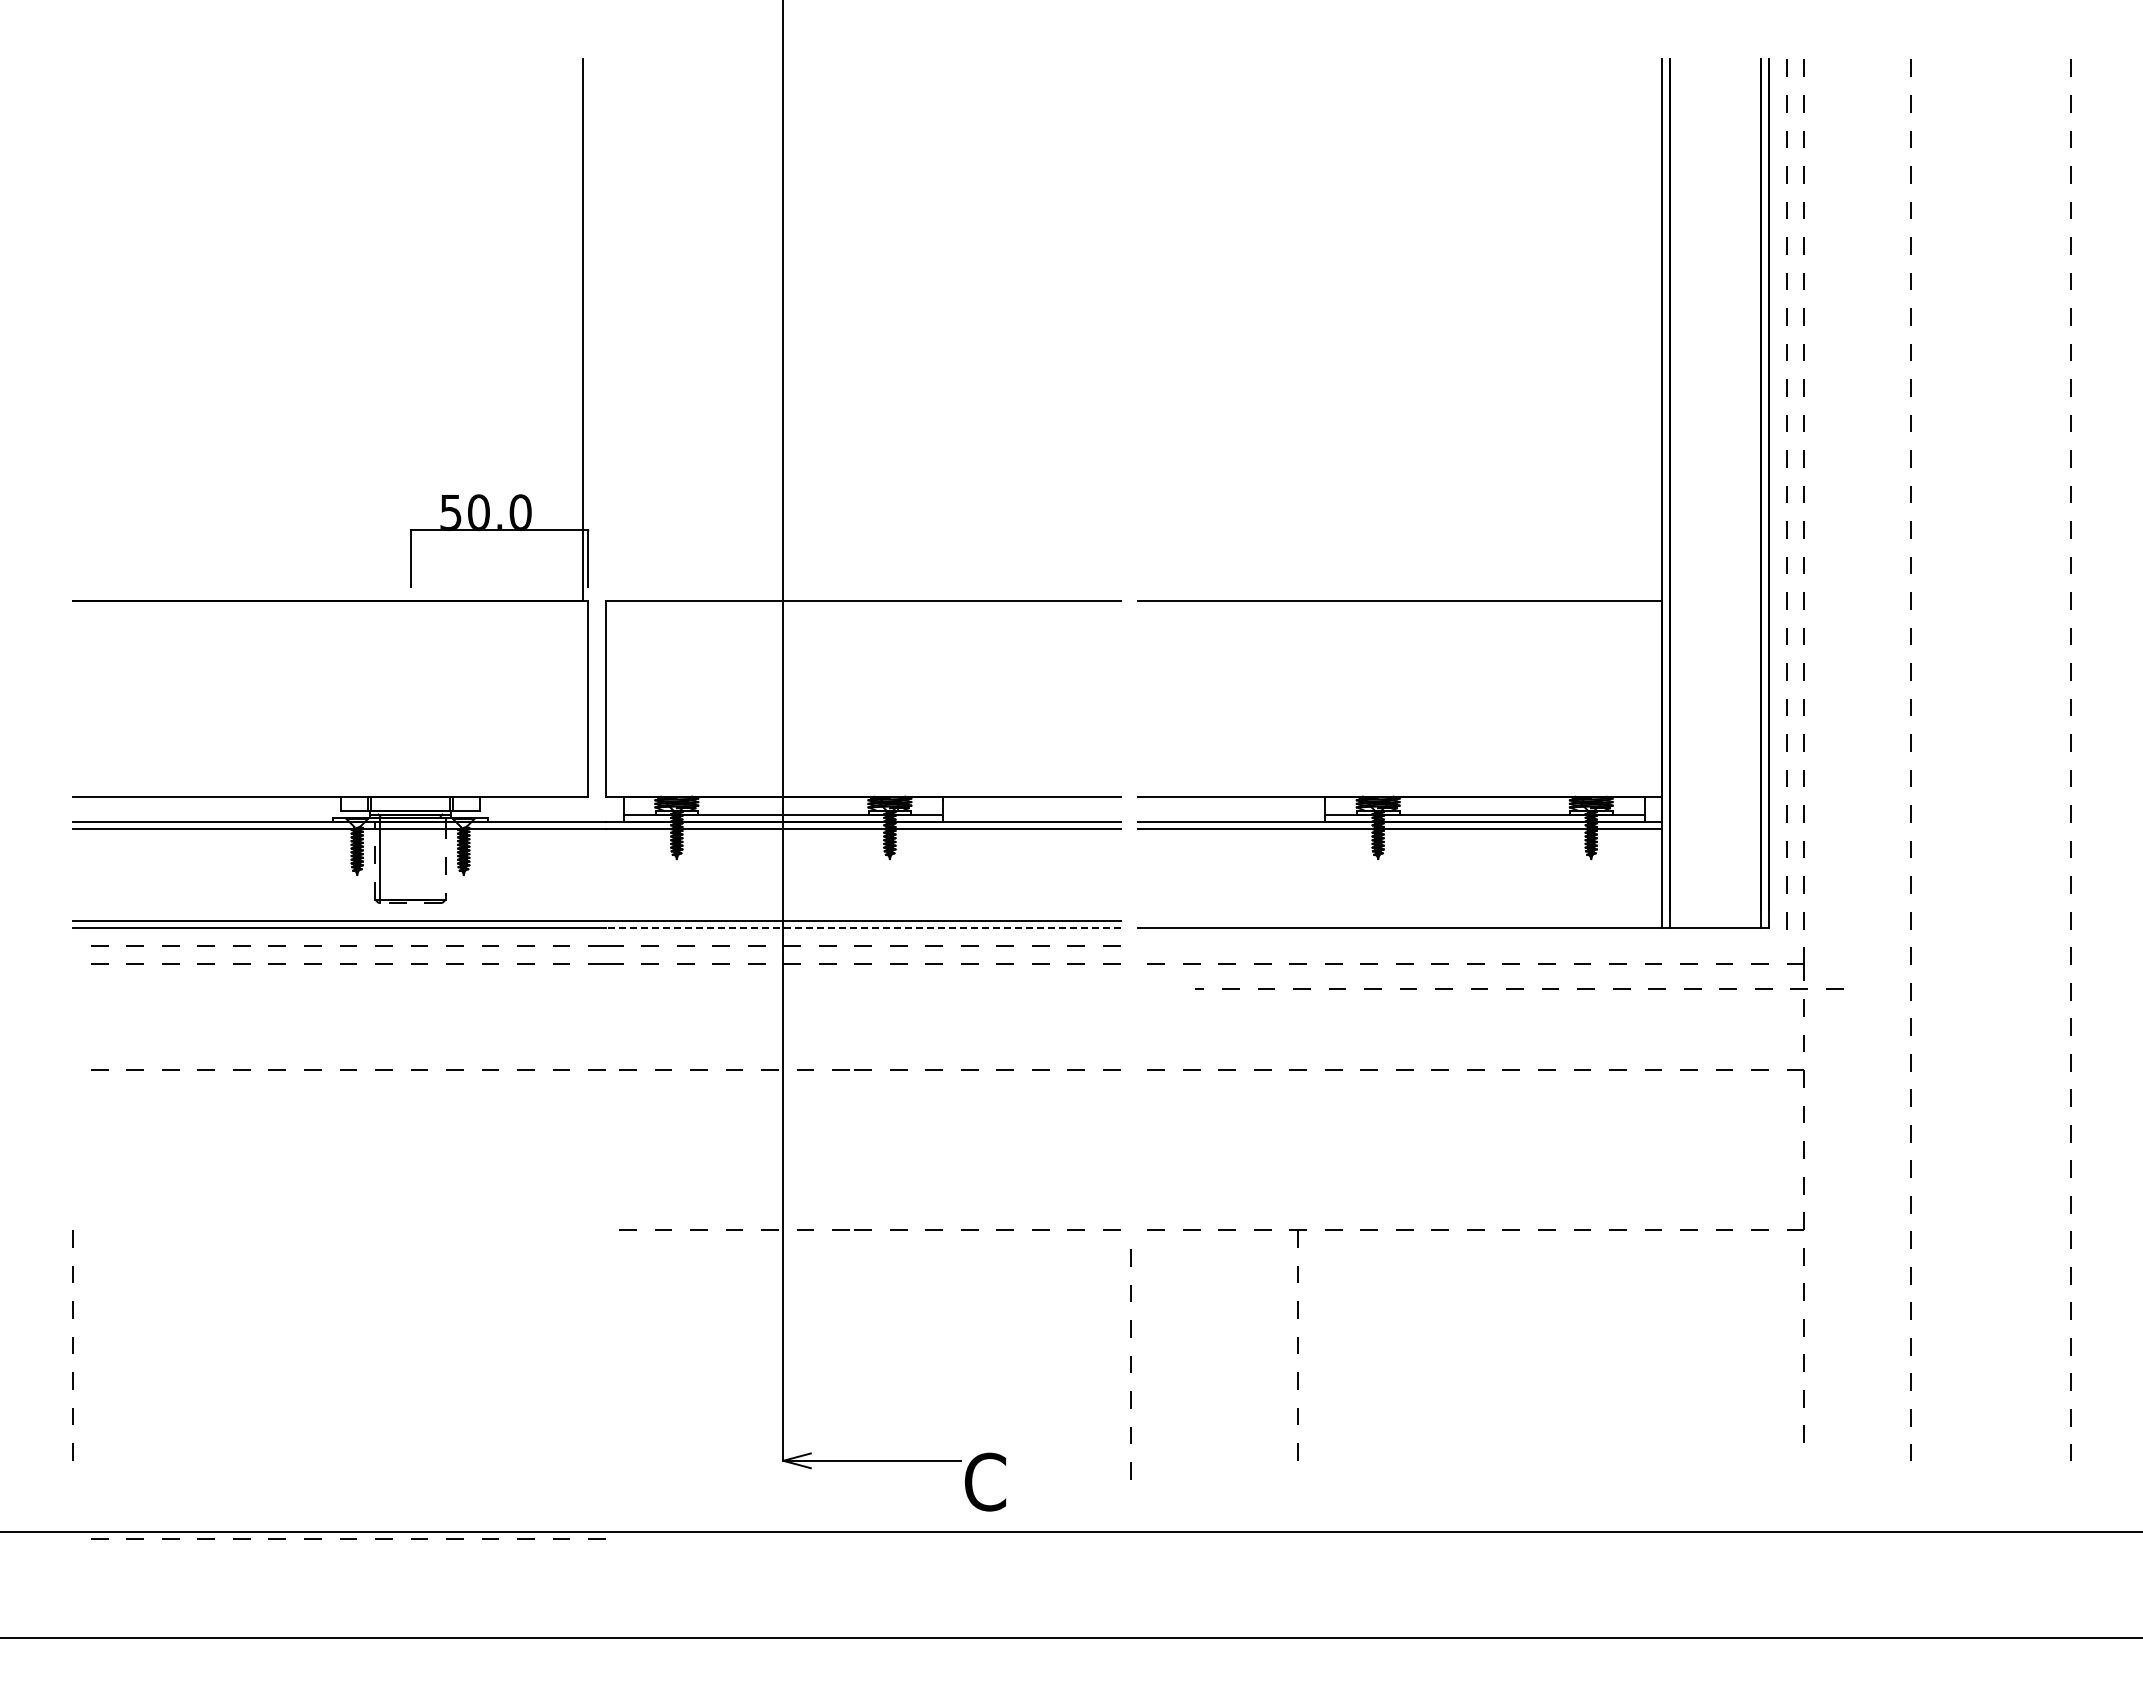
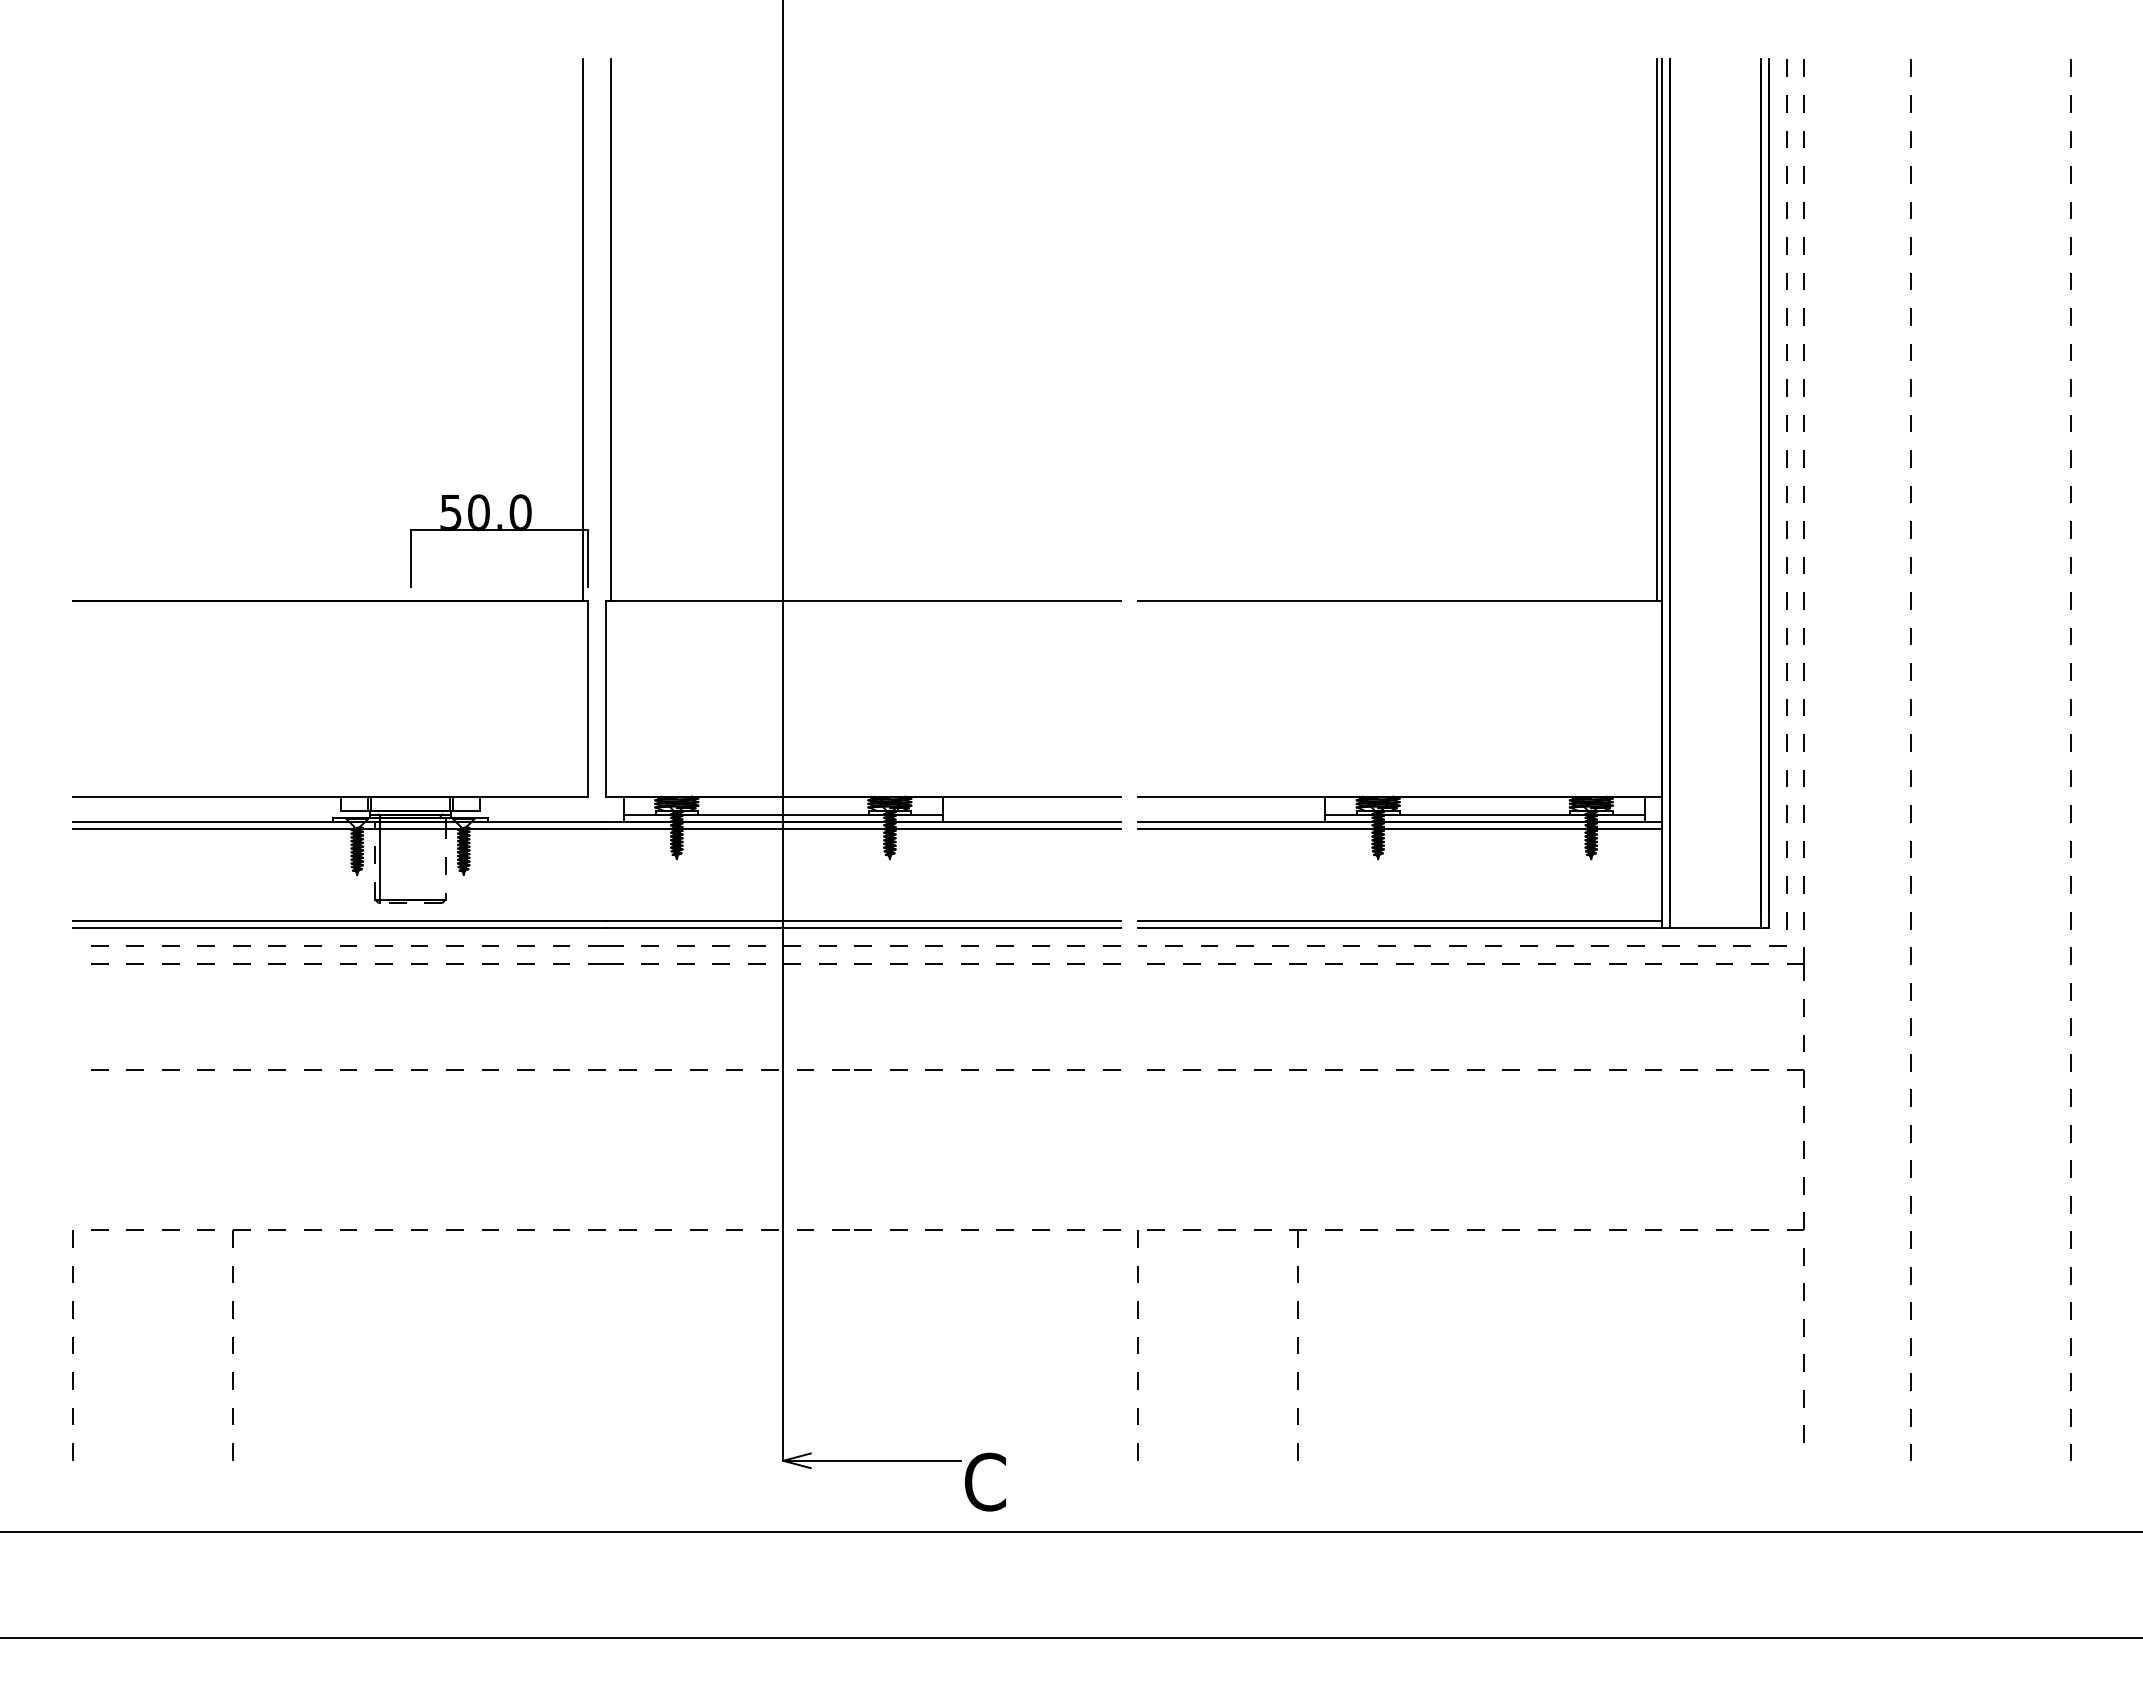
line: none -> present (611, 330)
line: none -> present (1656, 330)
line: none -> present (1400, 920)
line: dashed -> solid (862, 928)
line position: (1519, 988) -> (1462, 945) (1462, 945)
part: none -> present (348, 1230)
line position: (1130, 1364) -> (1137, 1345) (1137, 1345)
line: present -> none (348, 1538)
